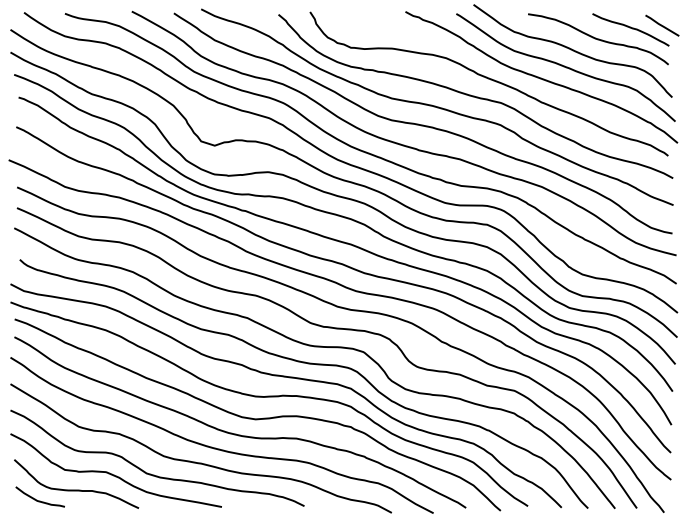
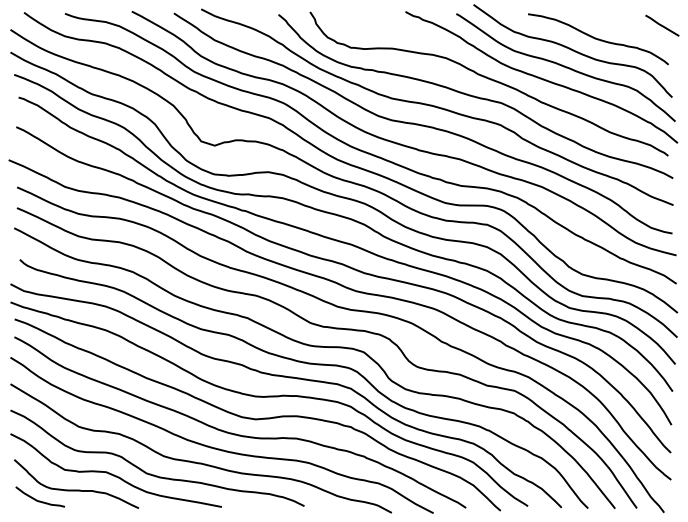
curve: present -> none (630, 28)
